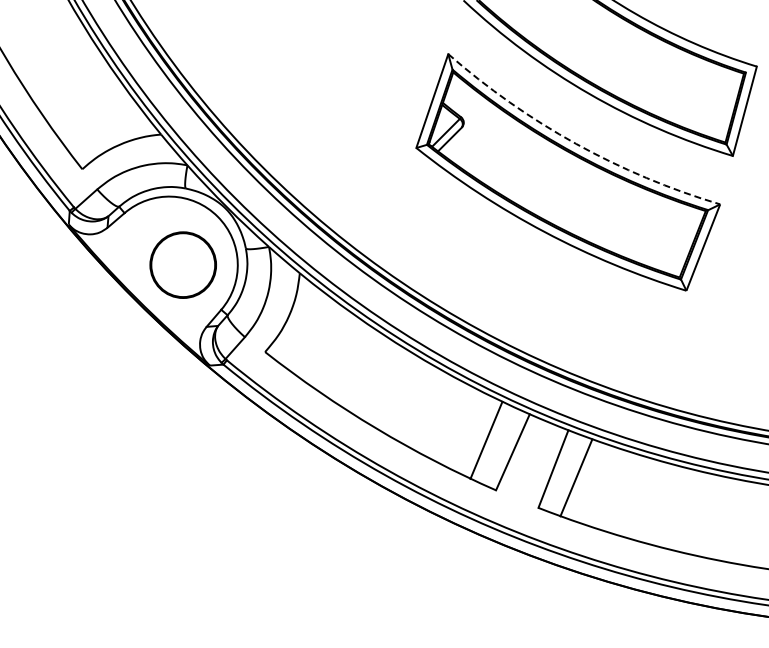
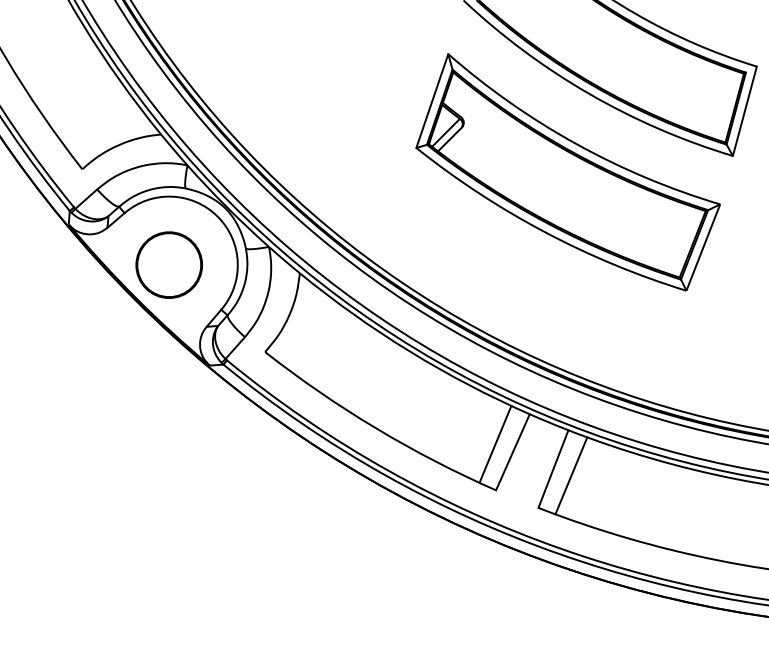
arc: dashed -> solid (576, 143)
circle position: (182, 264) -> (168, 264) (168, 264)
line position: (486, 439) -> (495, 443) (495, 443)
line position: (576, 477) -> (571, 475) (571, 475)
